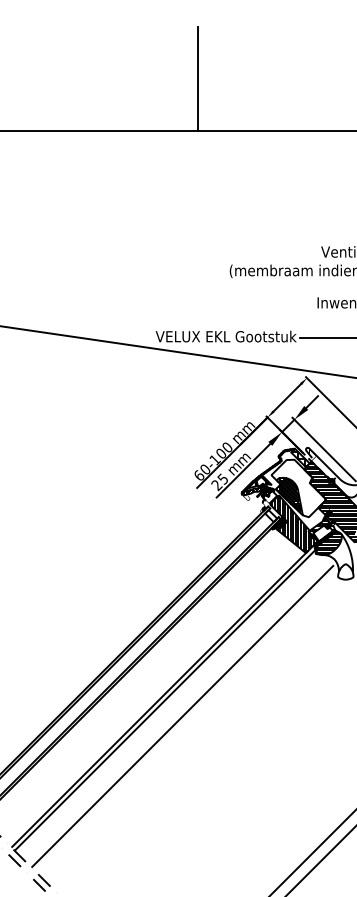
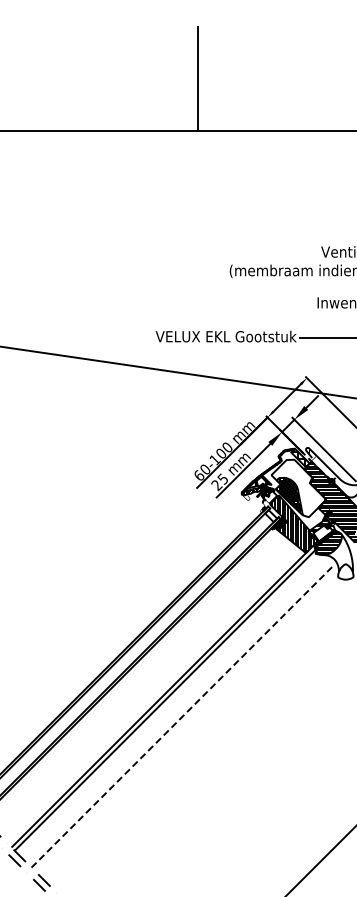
line position: (177, 351) -> (177, 372) (177, 372)
line: solid -> dashed (182, 716)
line: present -> none (312, 852)
